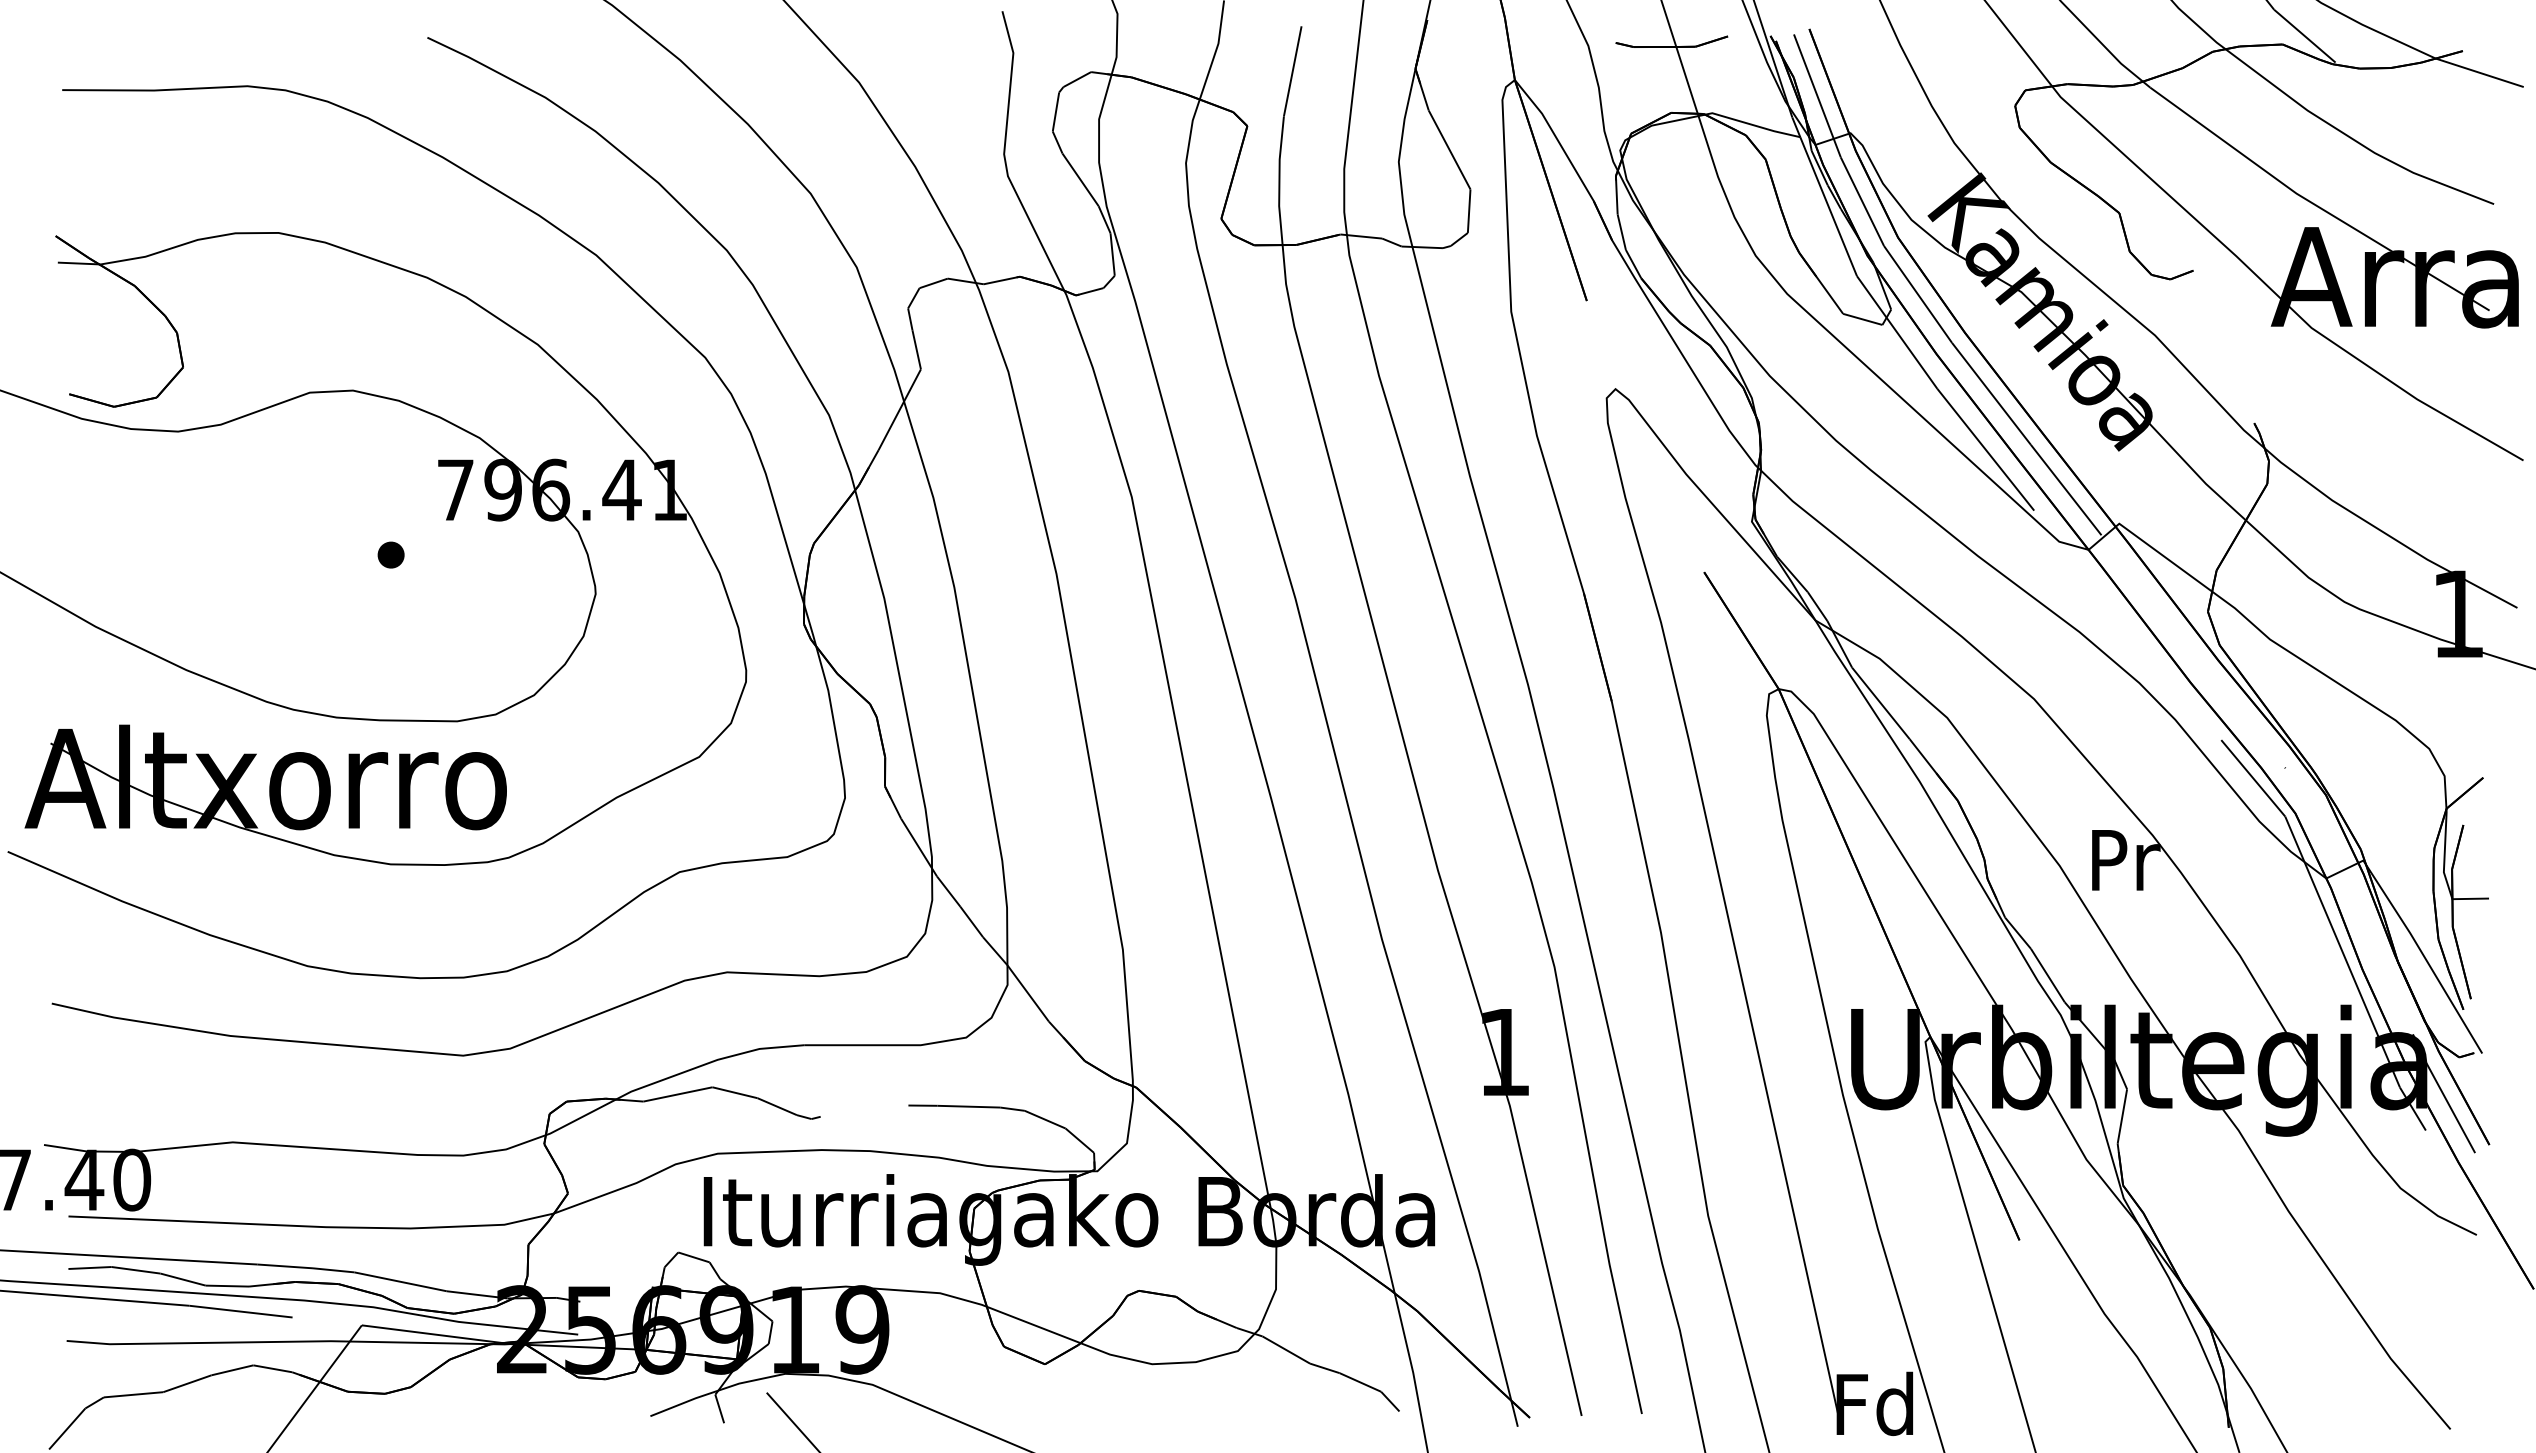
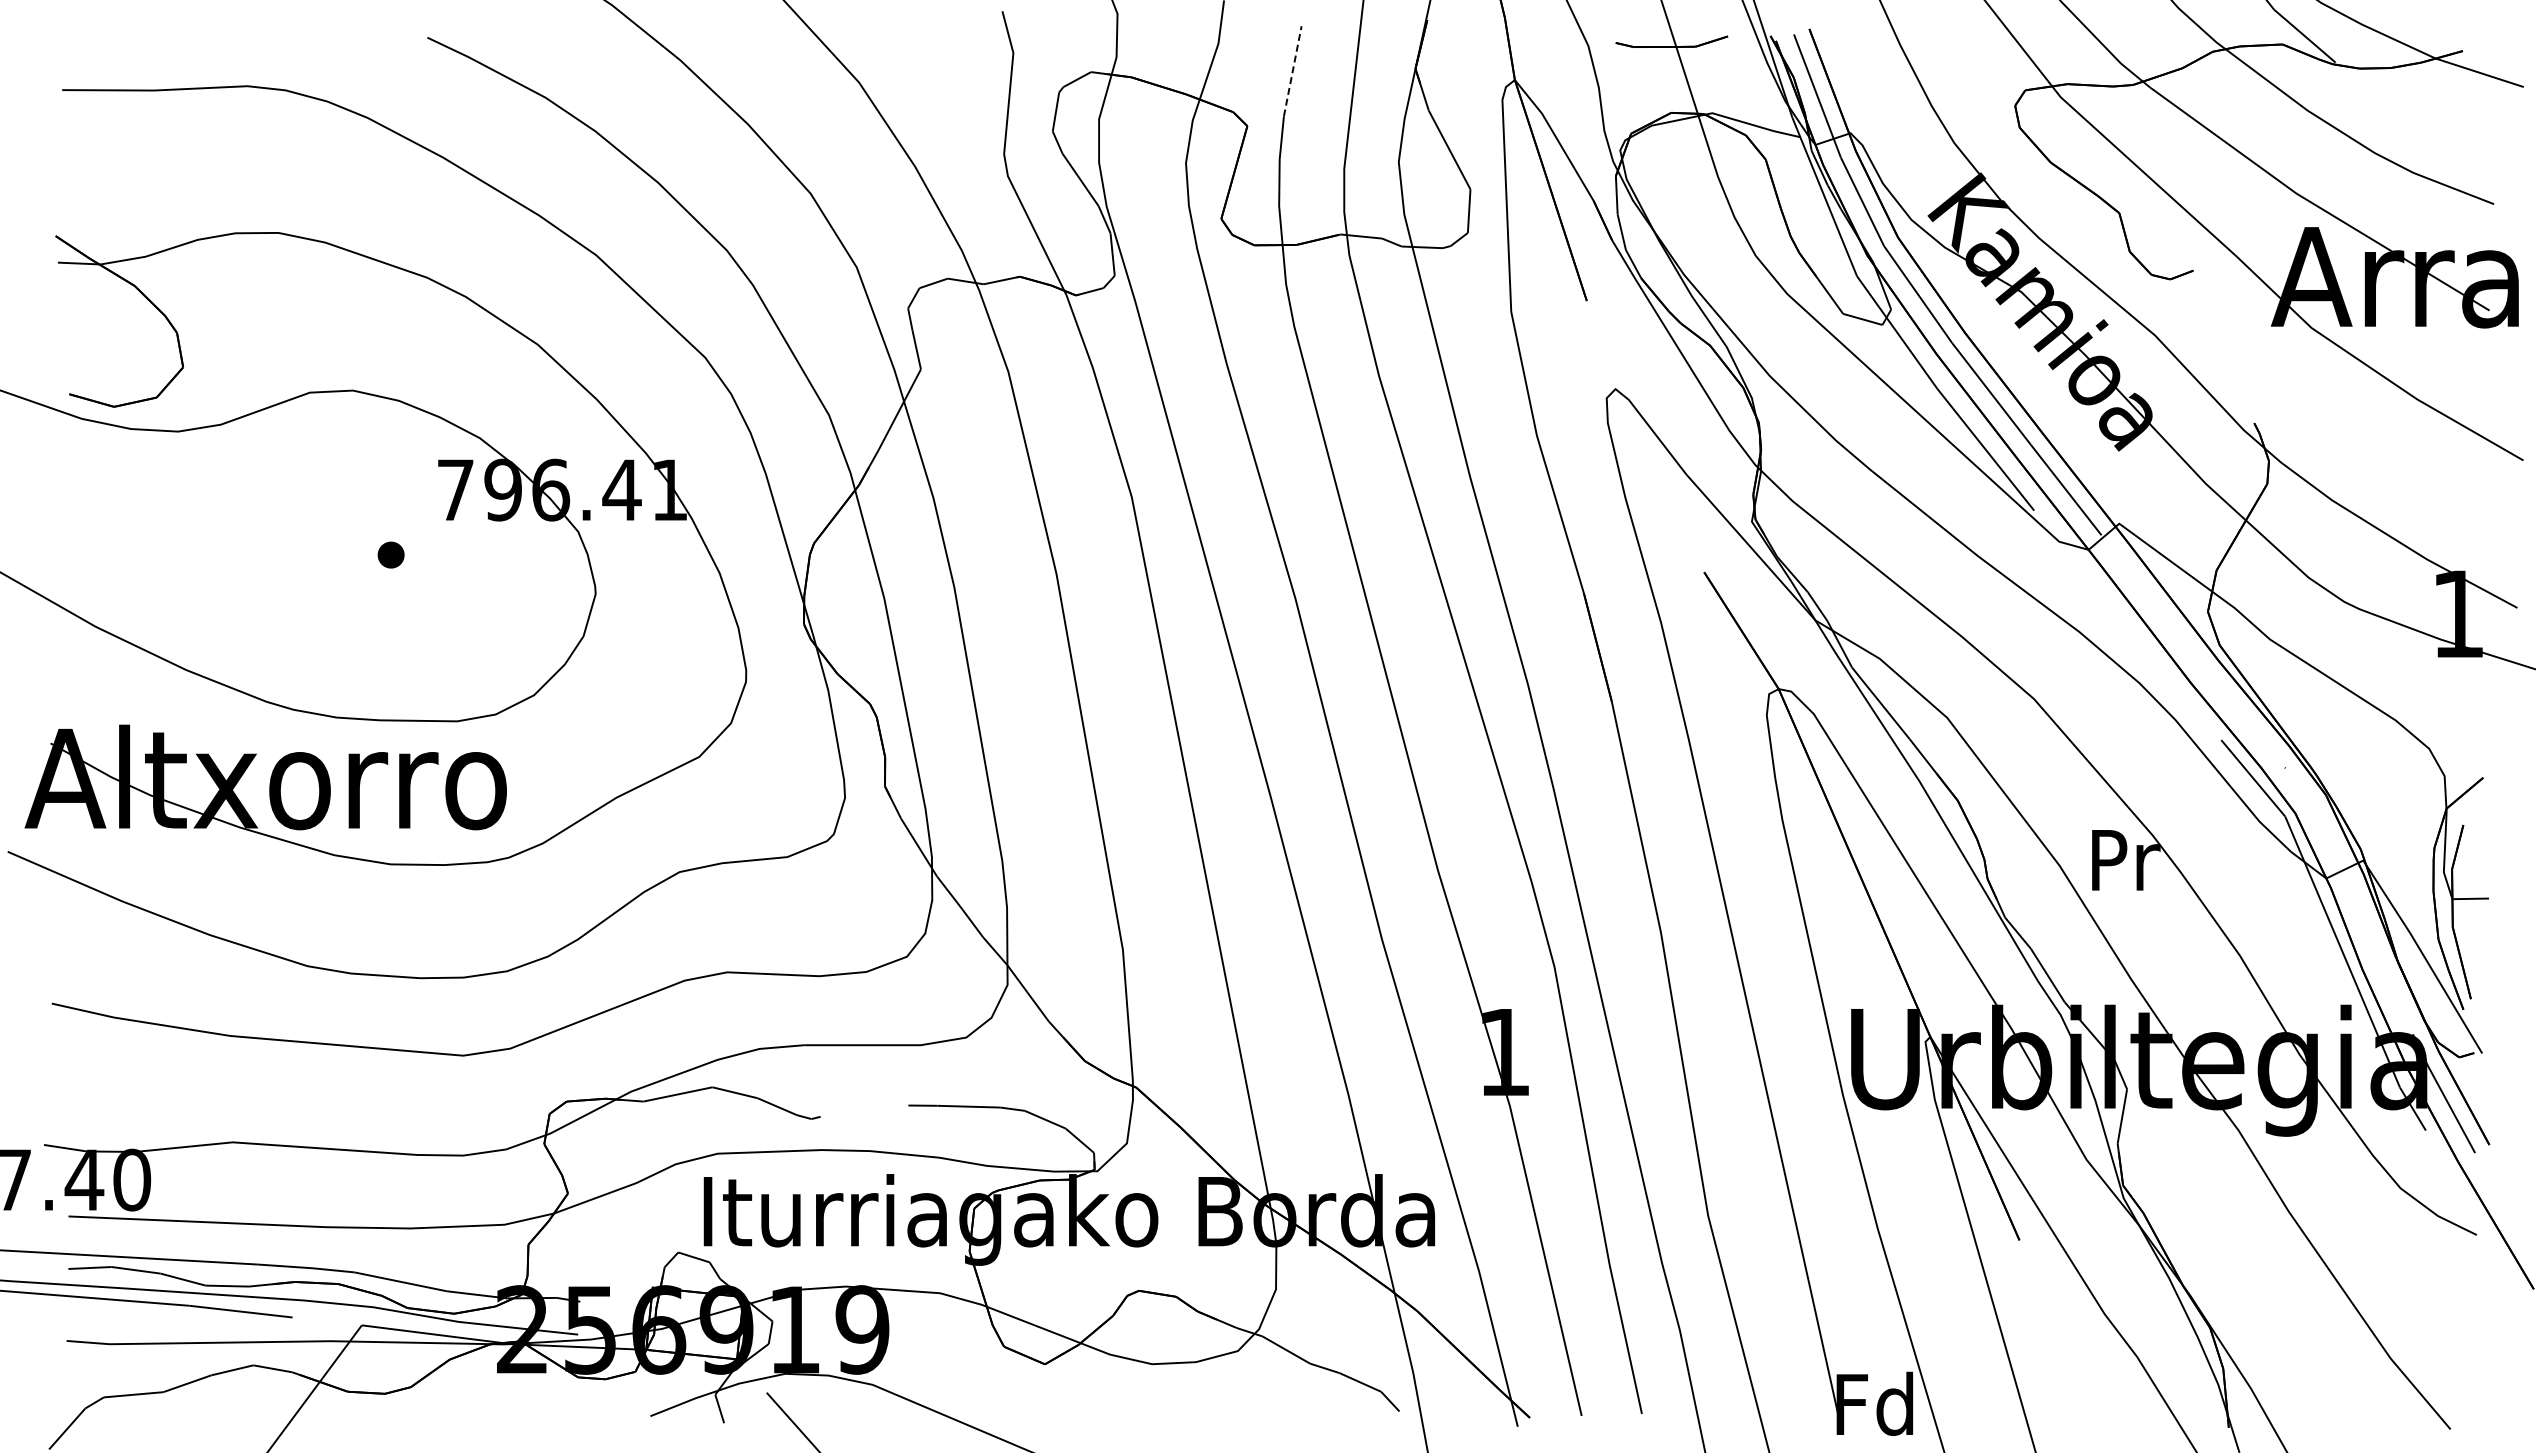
line: solid -> dashed (1292, 71)
